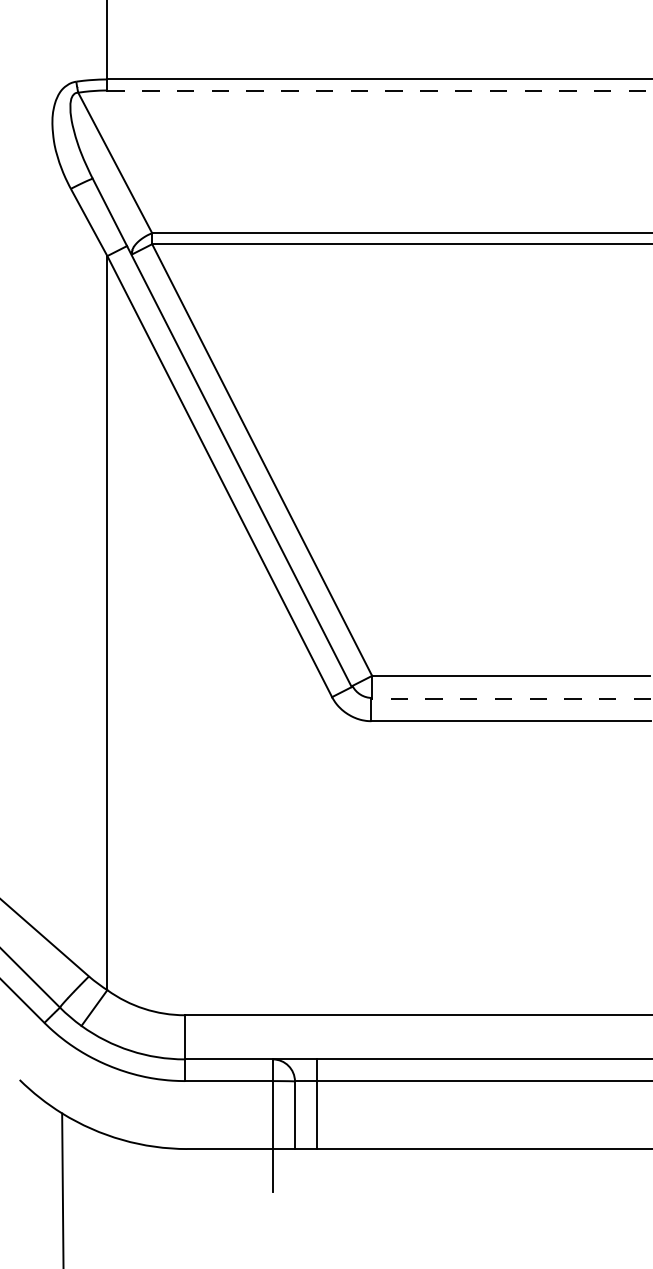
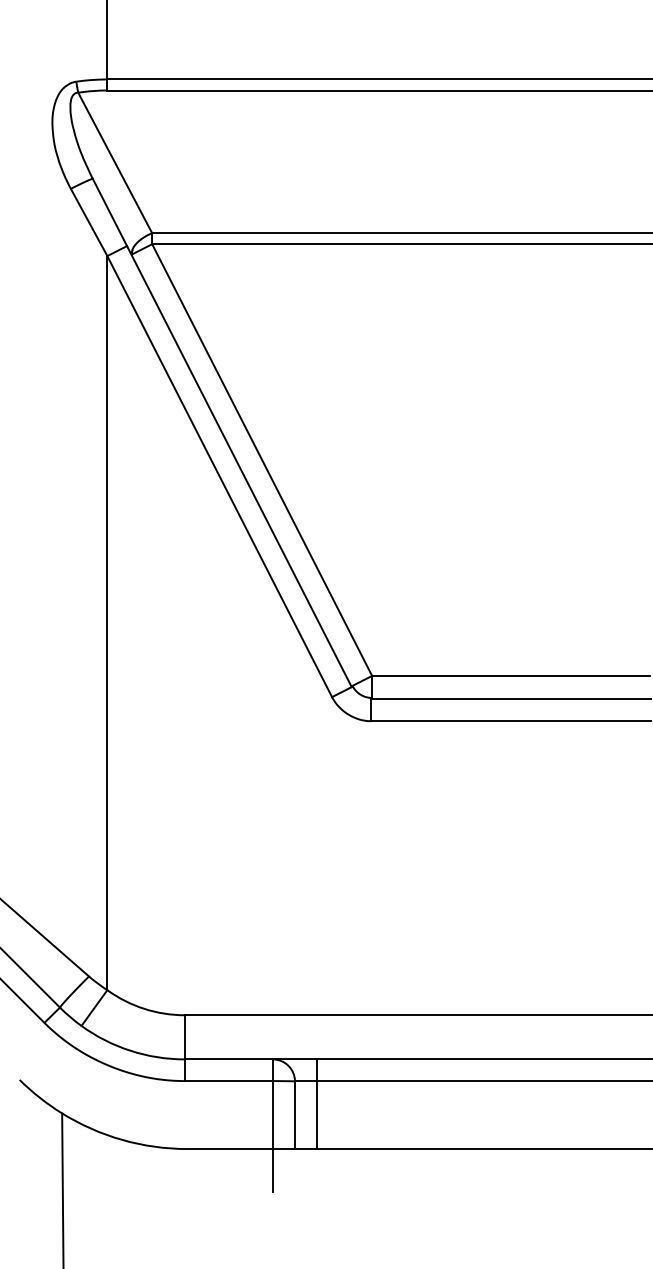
line: dashed -> solid (380, 90)
line: dashed -> solid (511, 699)
